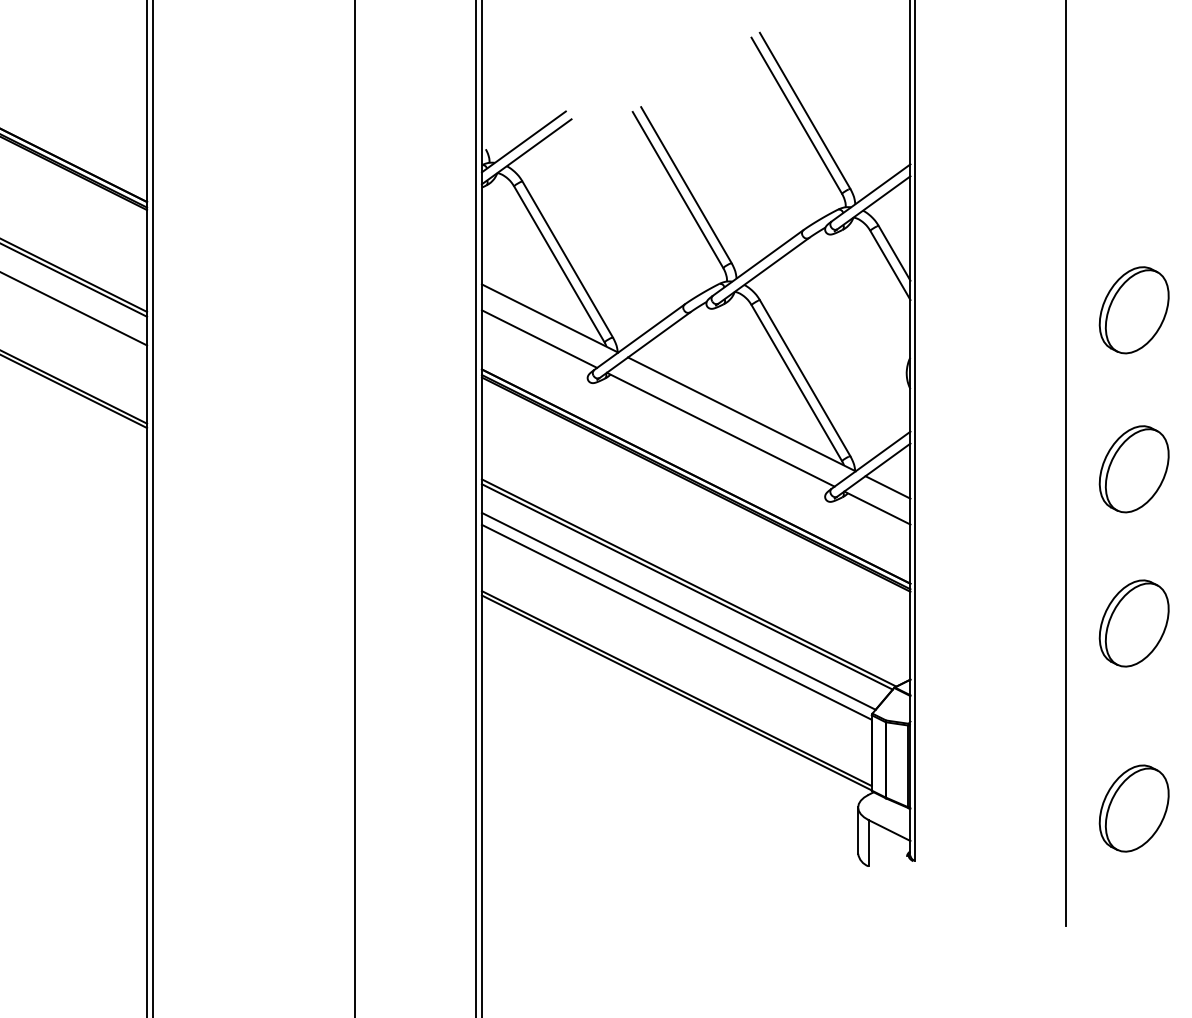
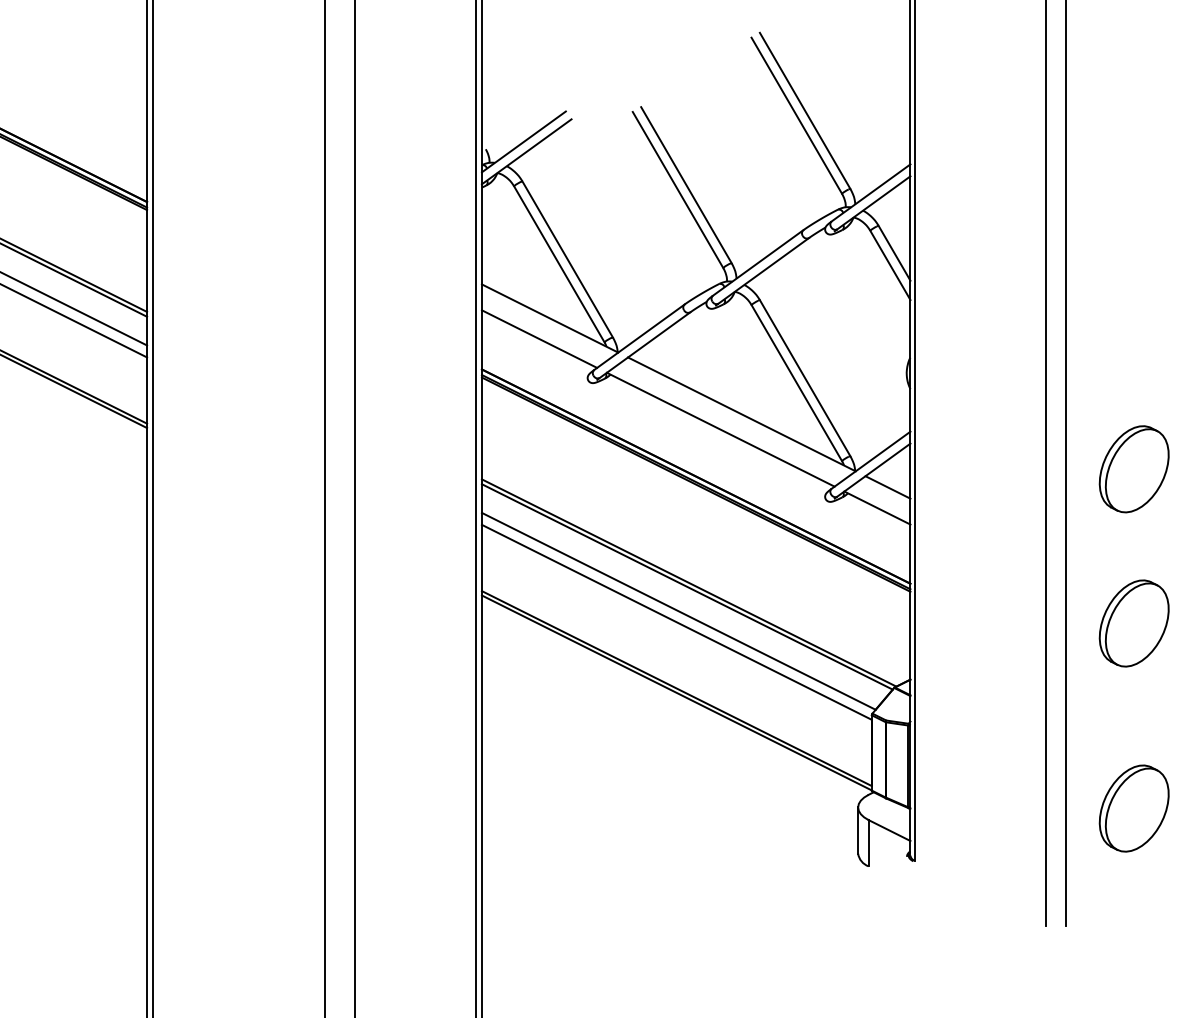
part: present -> none (1133, 310)
line: none -> present (74, 320)
line: none -> present (1045, 464)
line: none -> present (324, 508)
